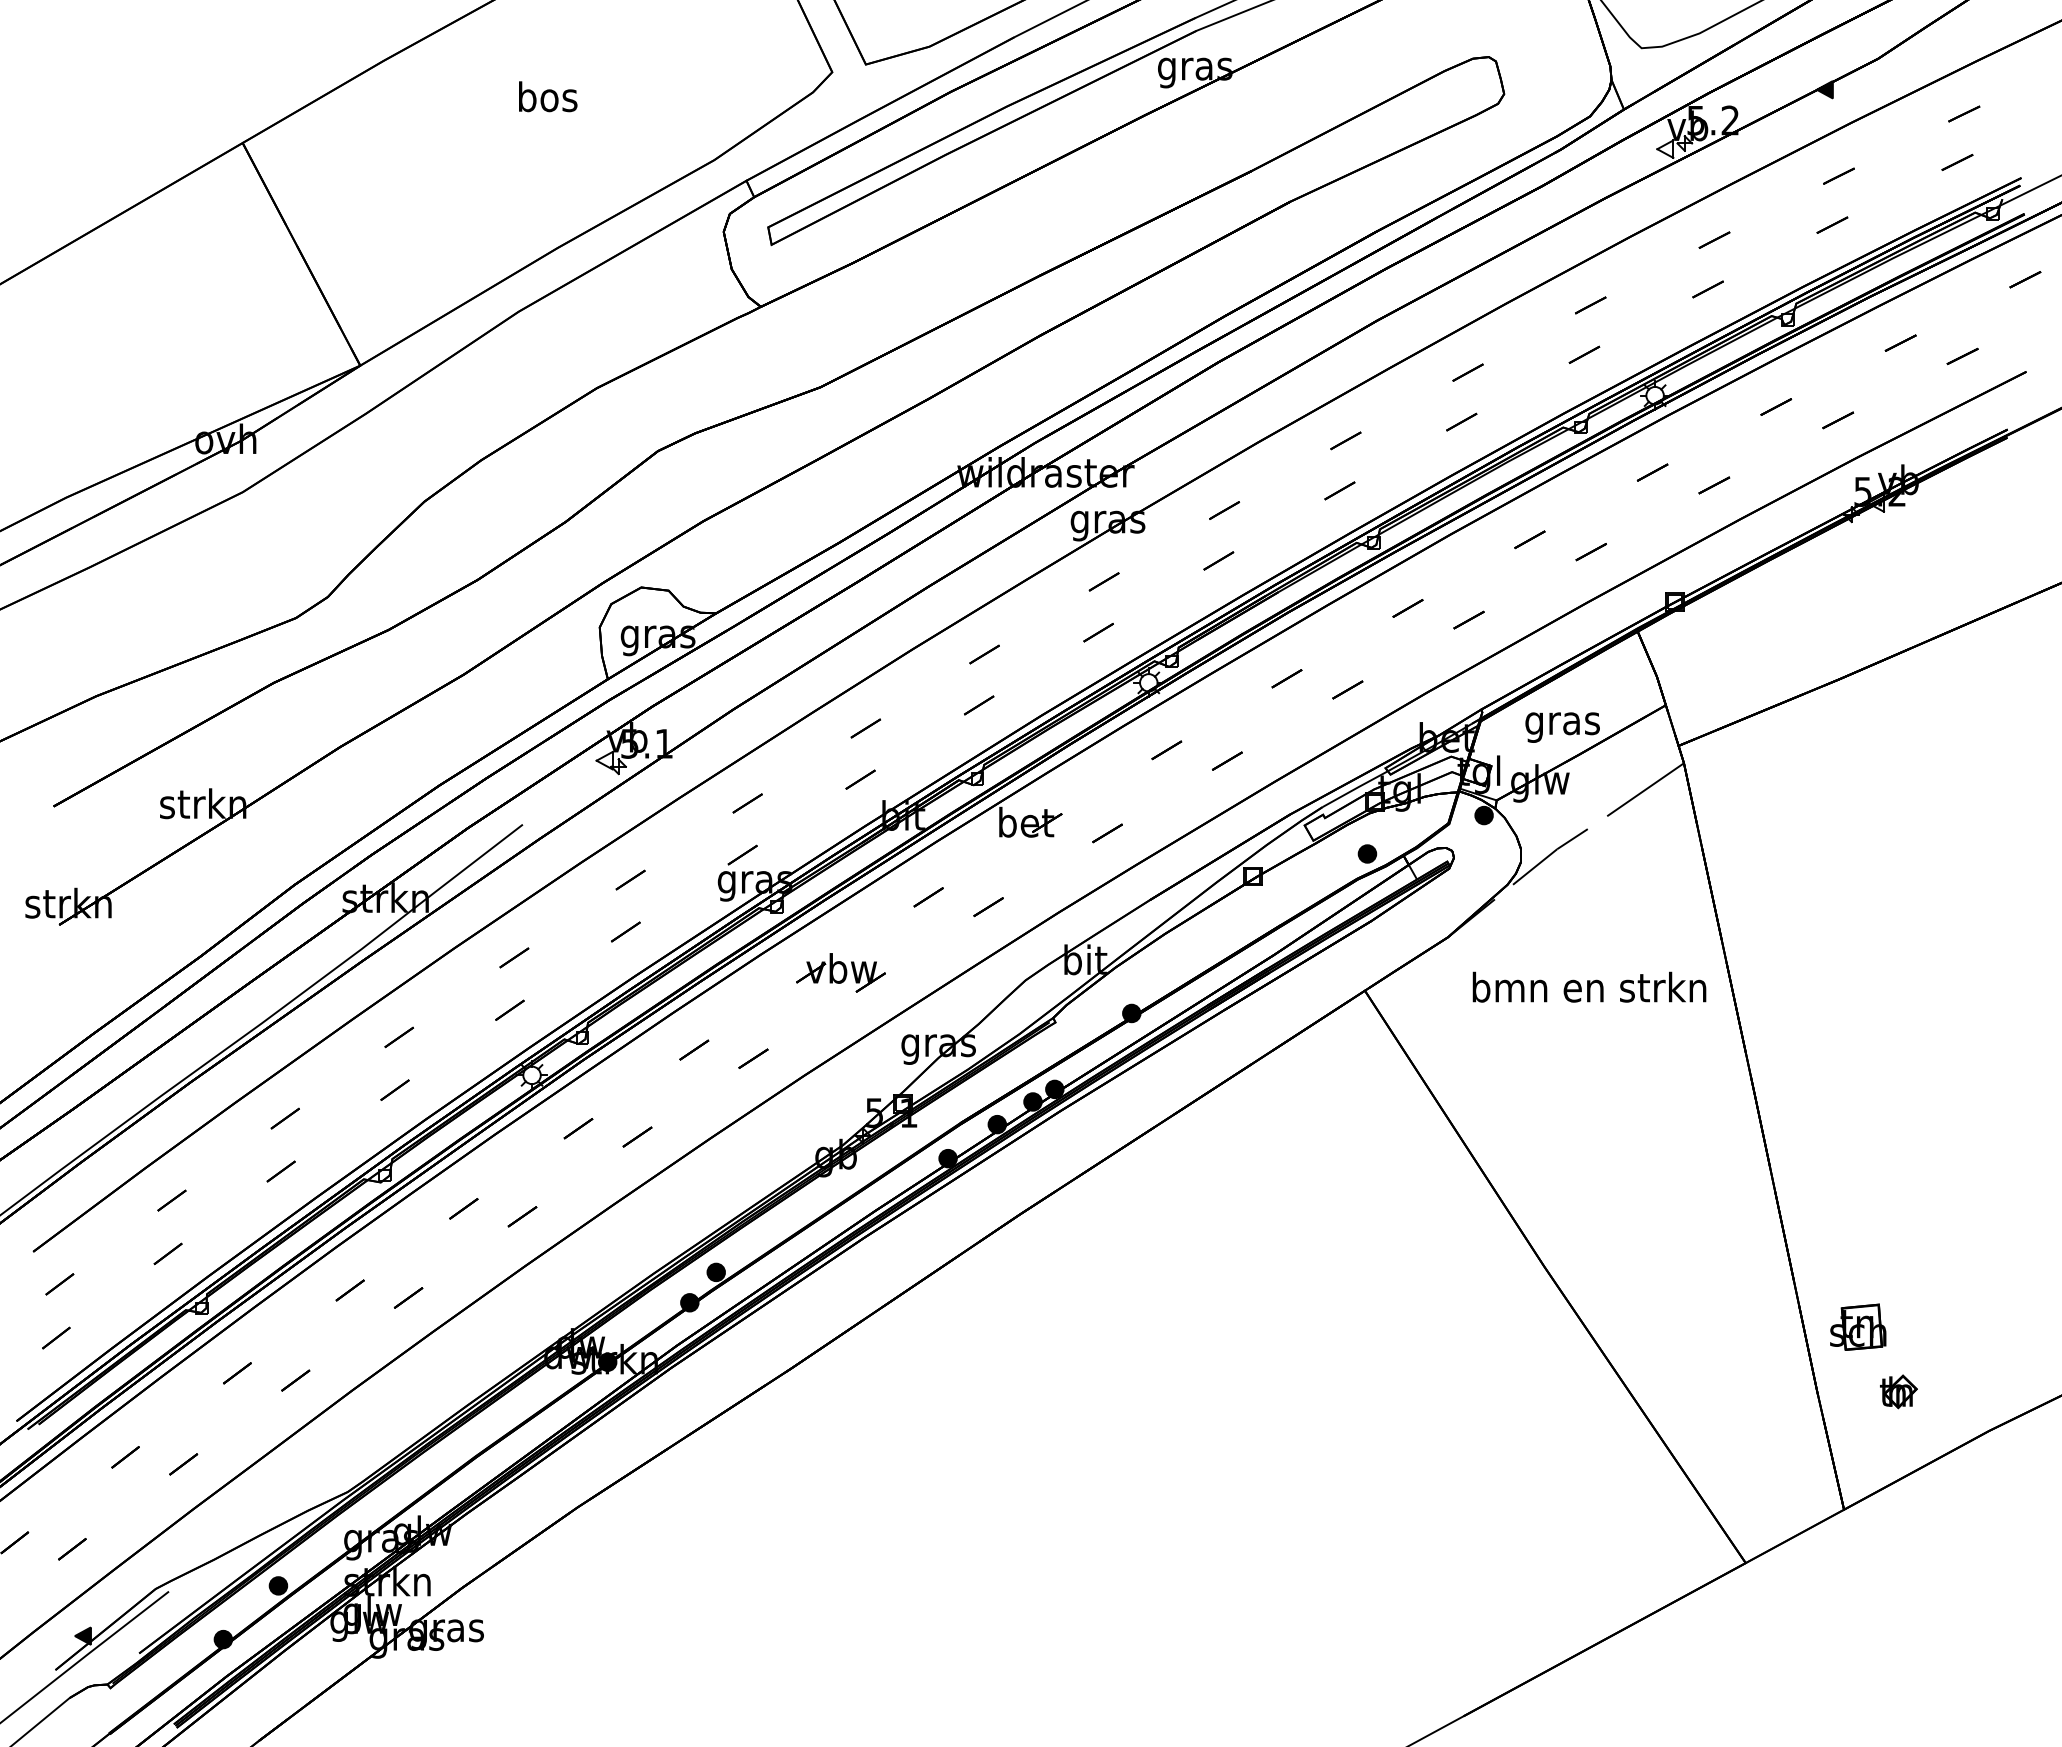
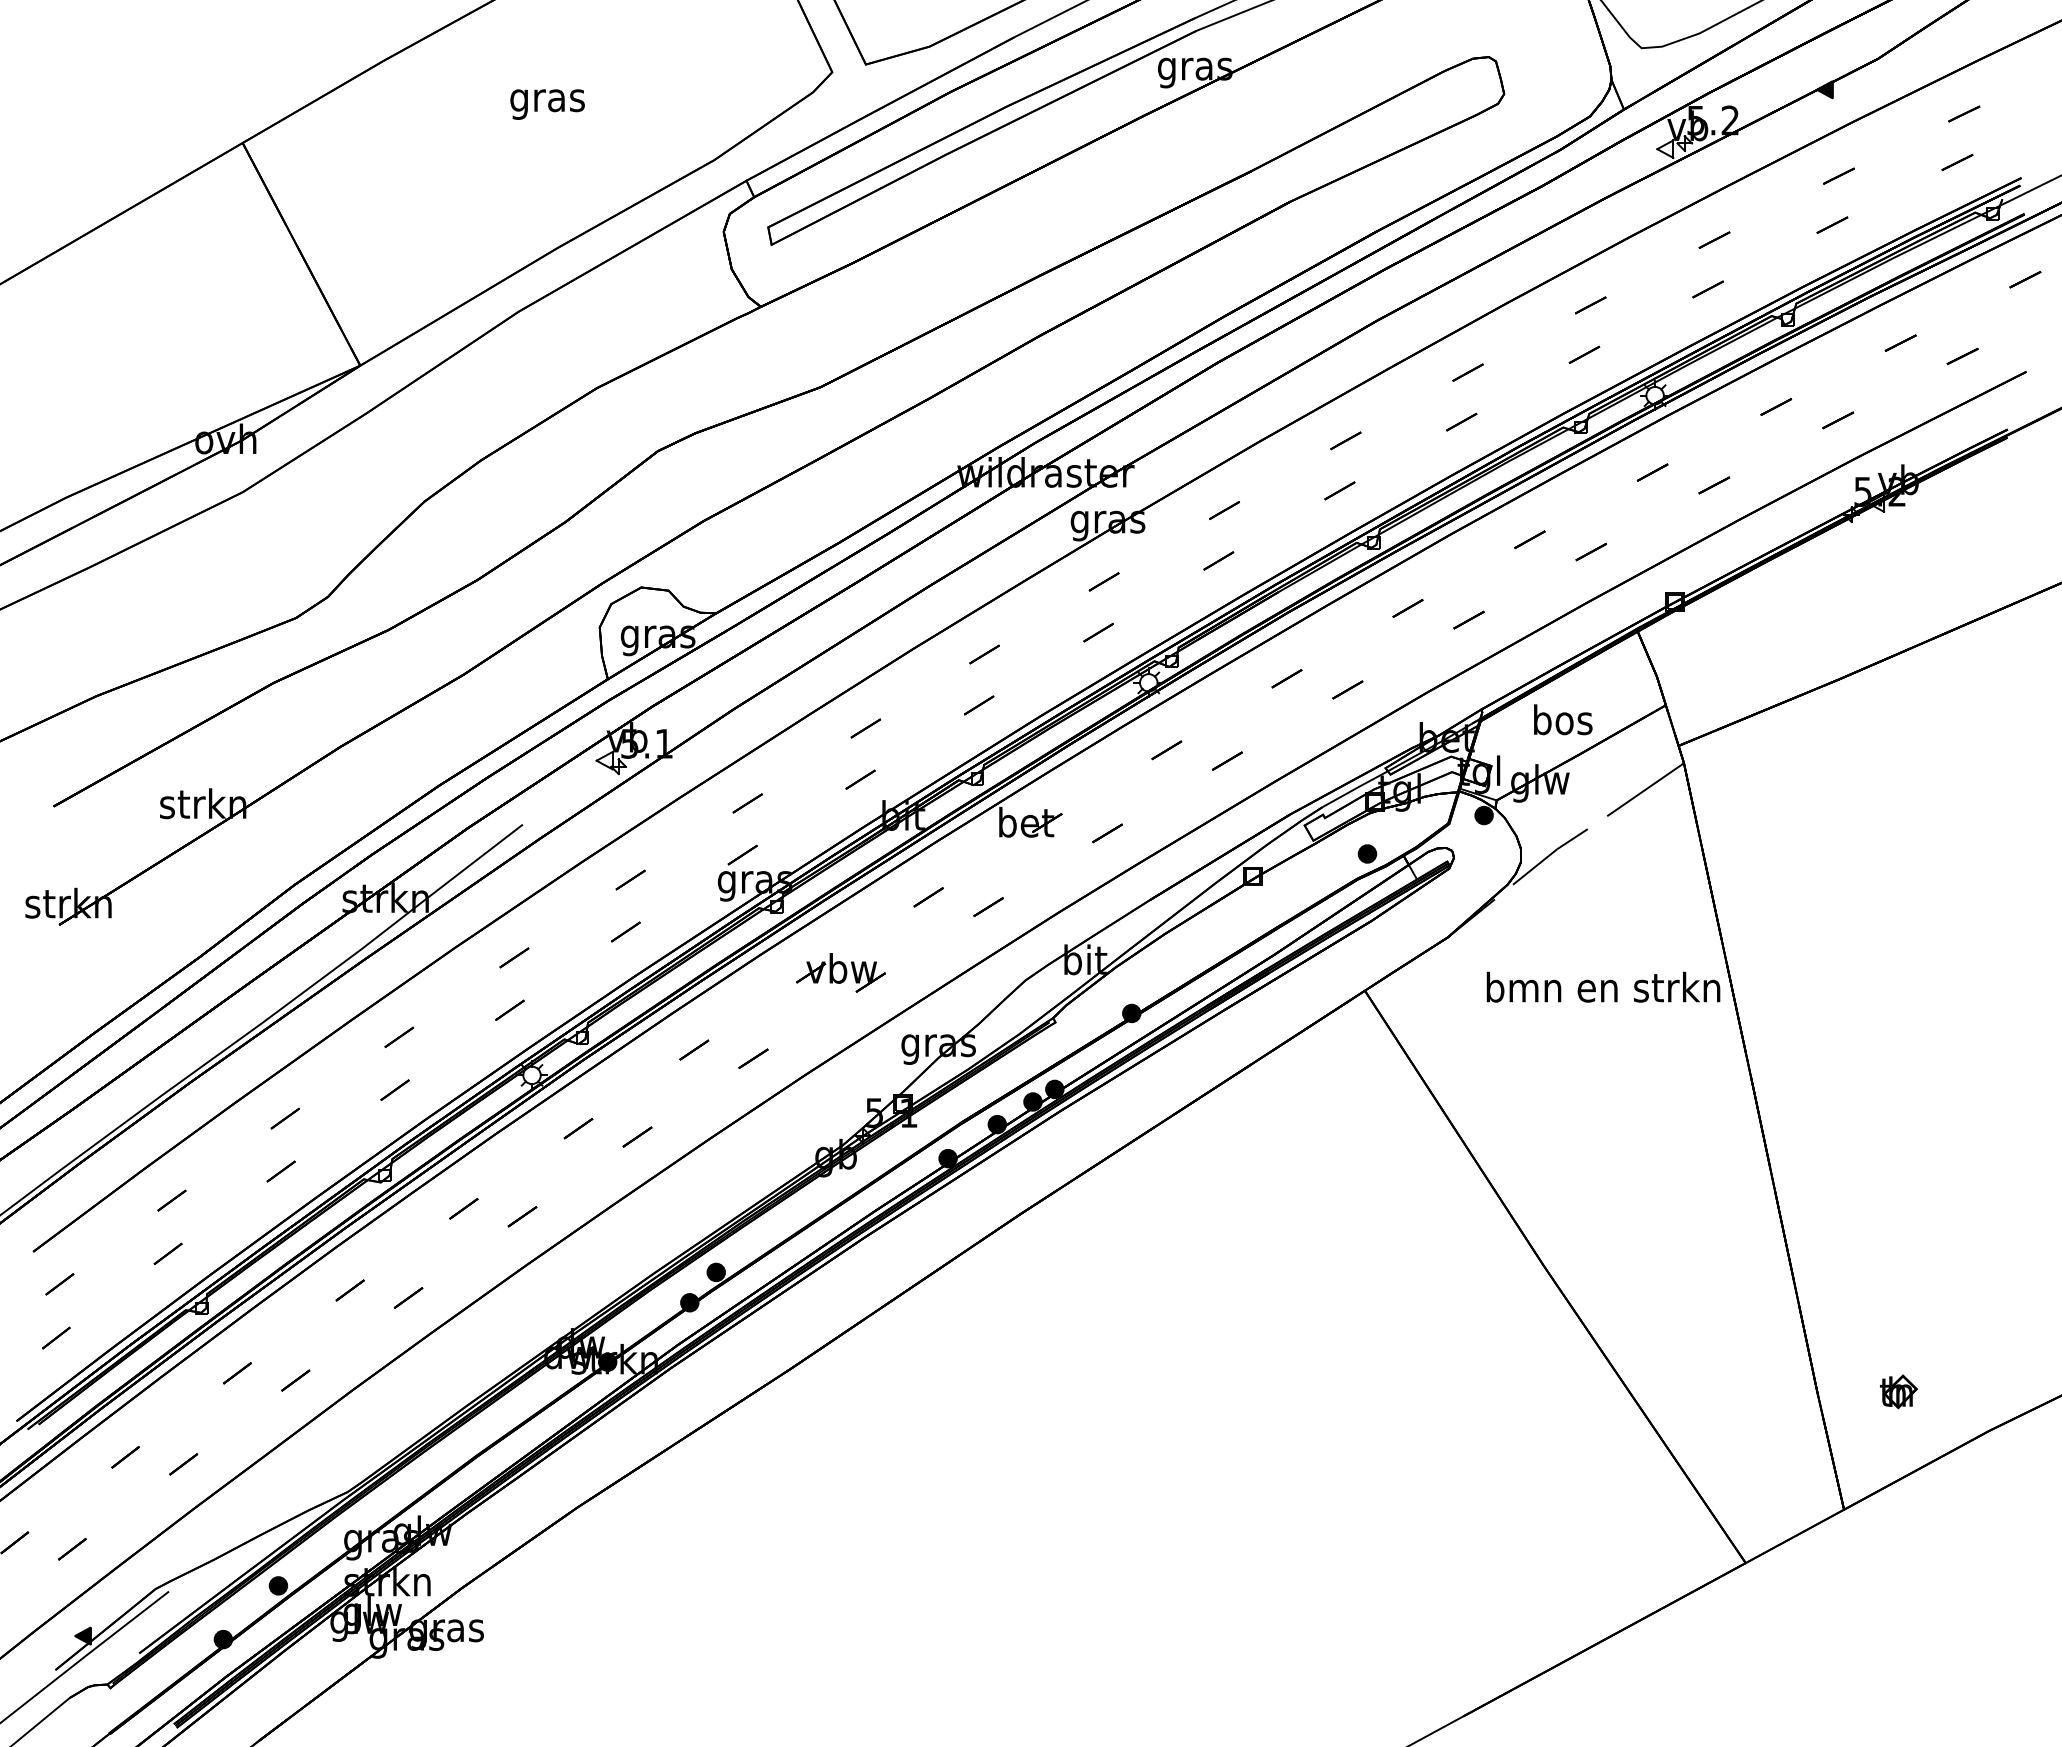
text: bos -> gras (547, 100)
text: gras -> bos (1562, 723)
text position: (1589, 986) -> (1603, 986) (1603, 986)
part: present -> none (1858, 1326)
